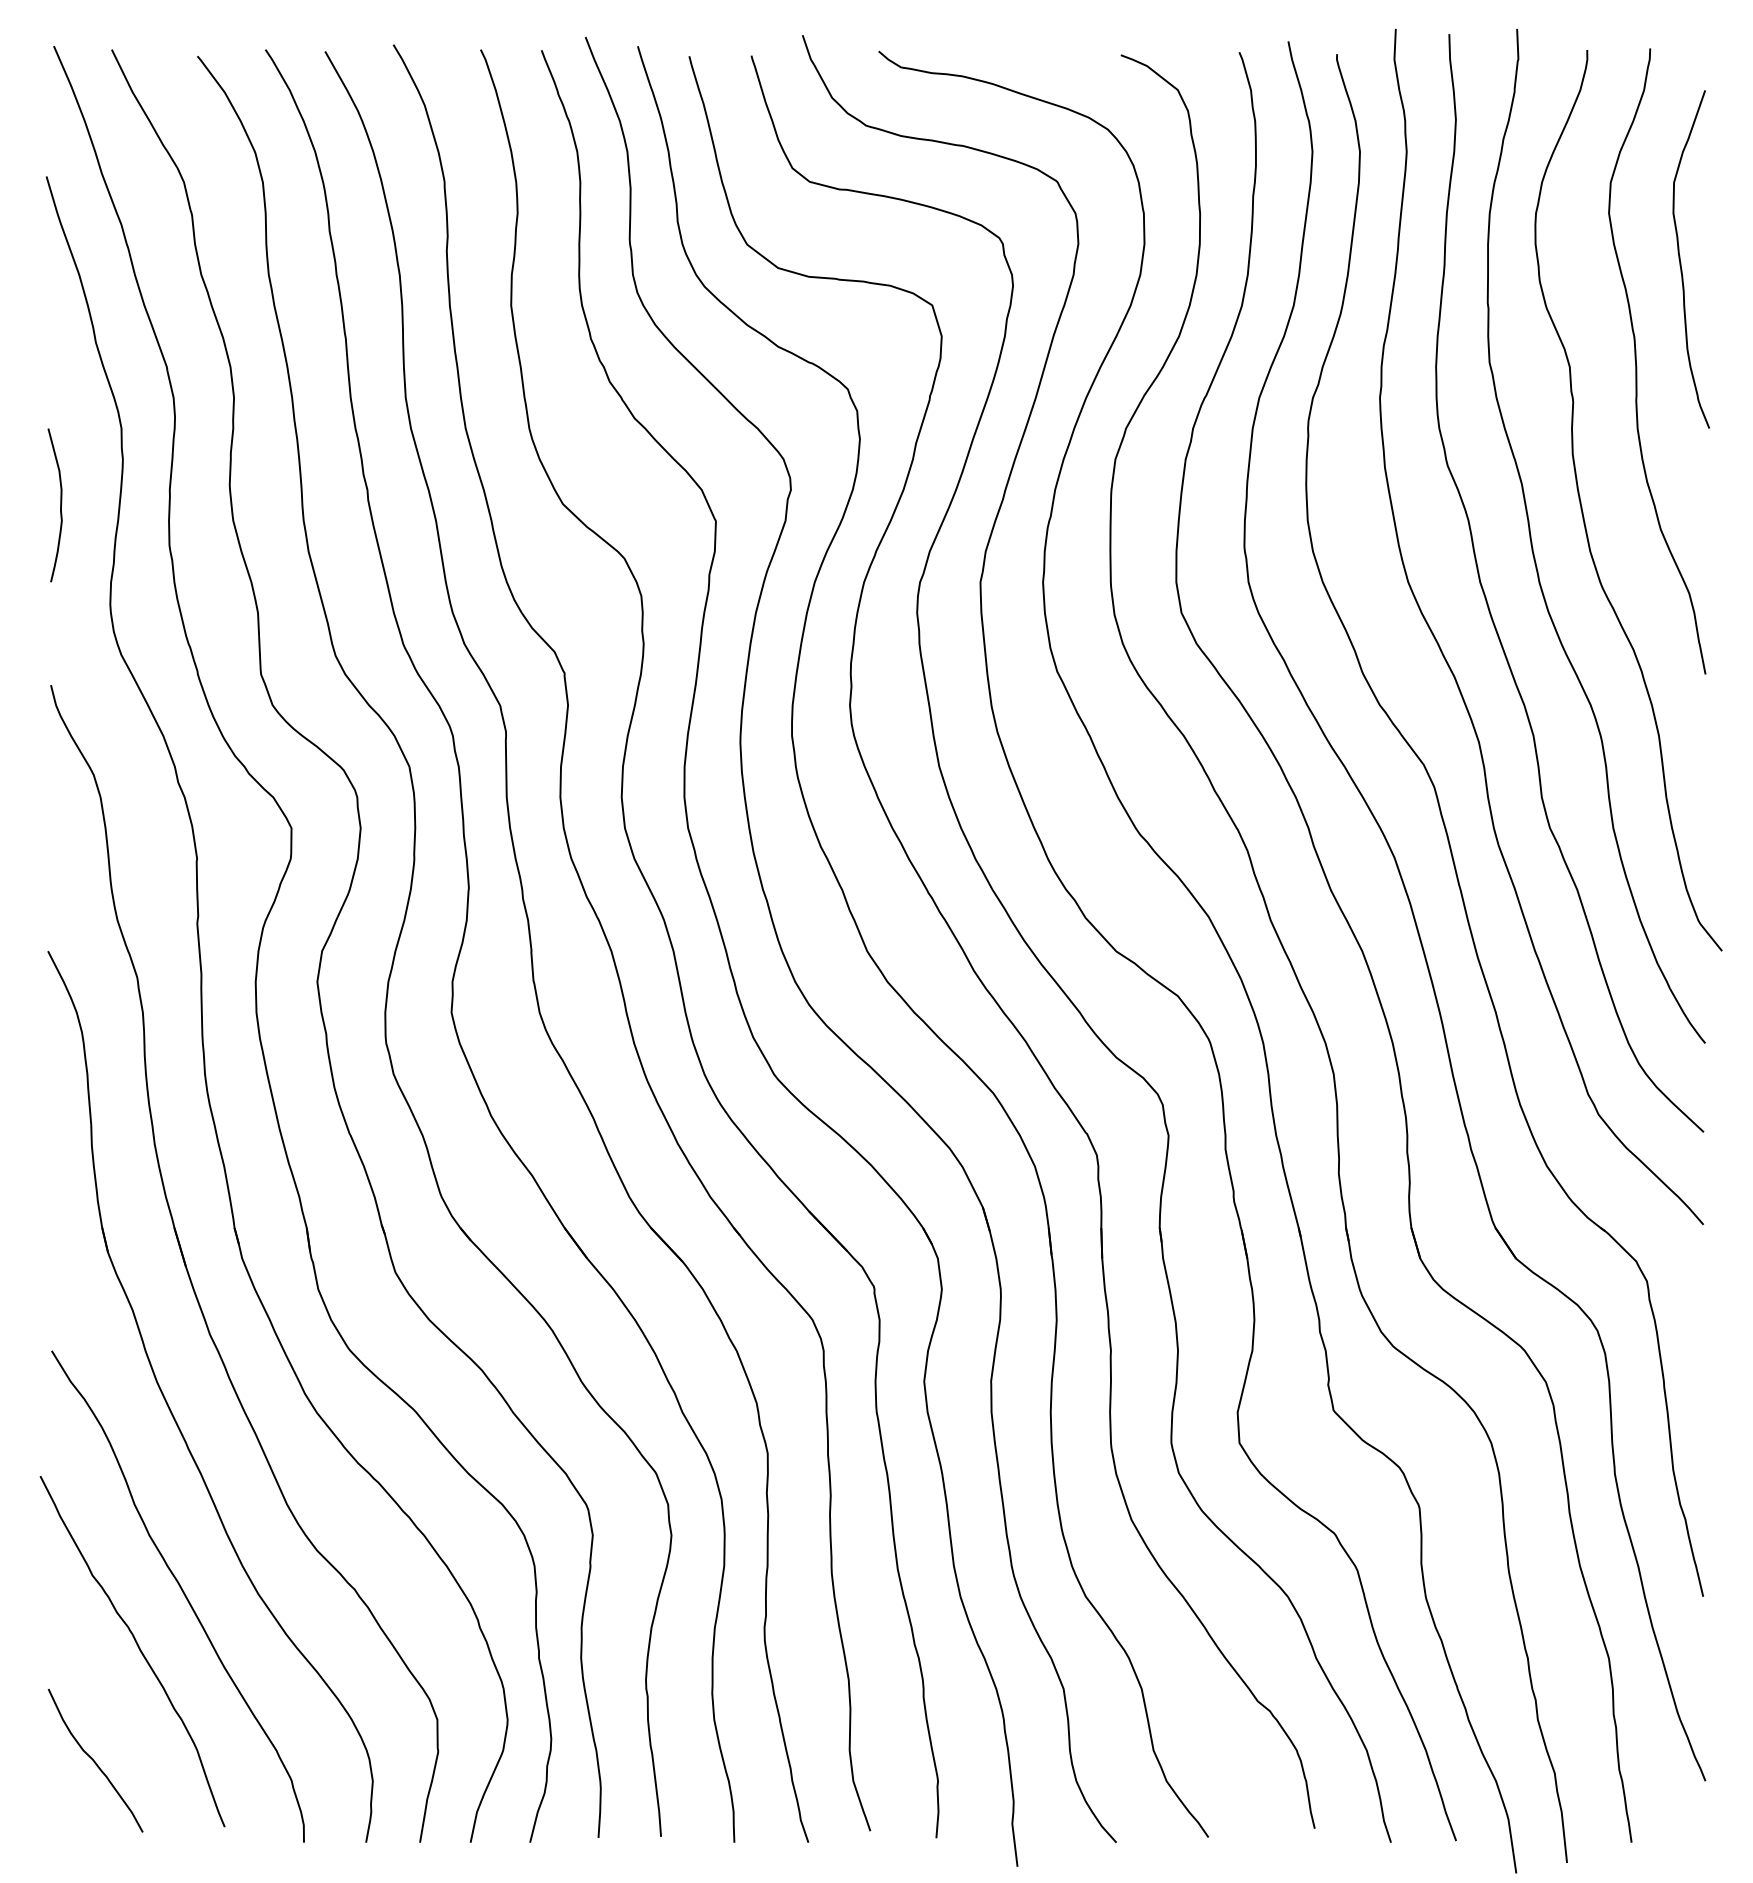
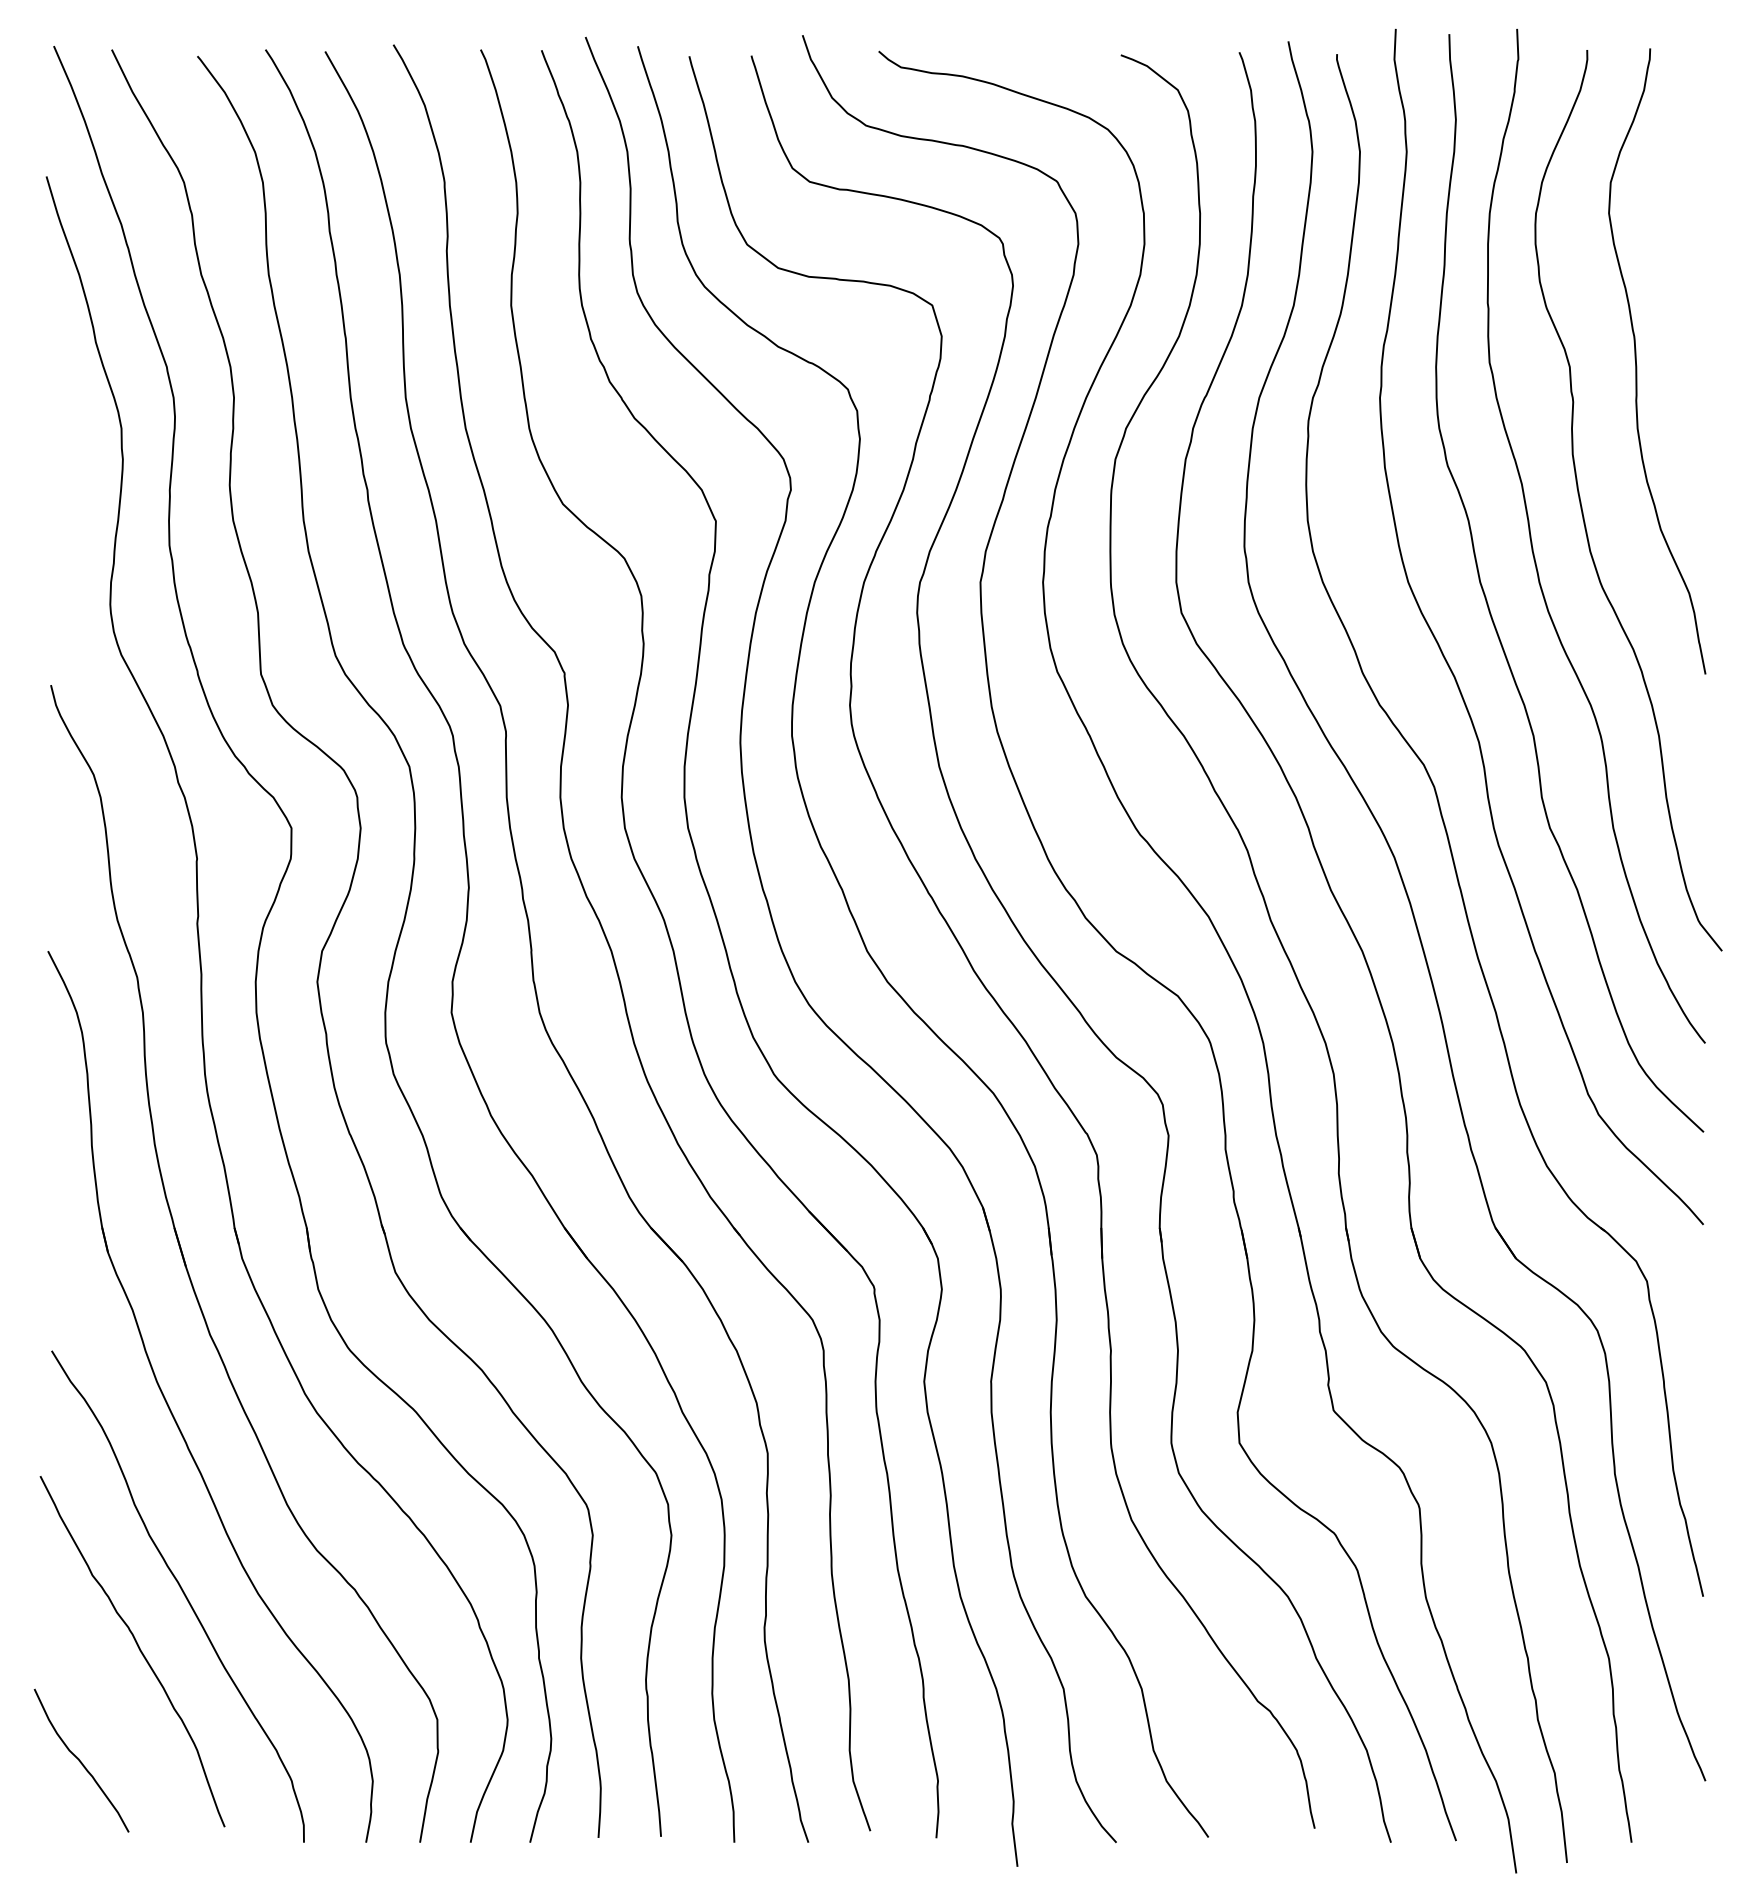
curve: present -> none (1681, 262)
curve: present -> none (60, 505)
curve position: (94, 1760) -> (80, 1760) (80, 1760)
